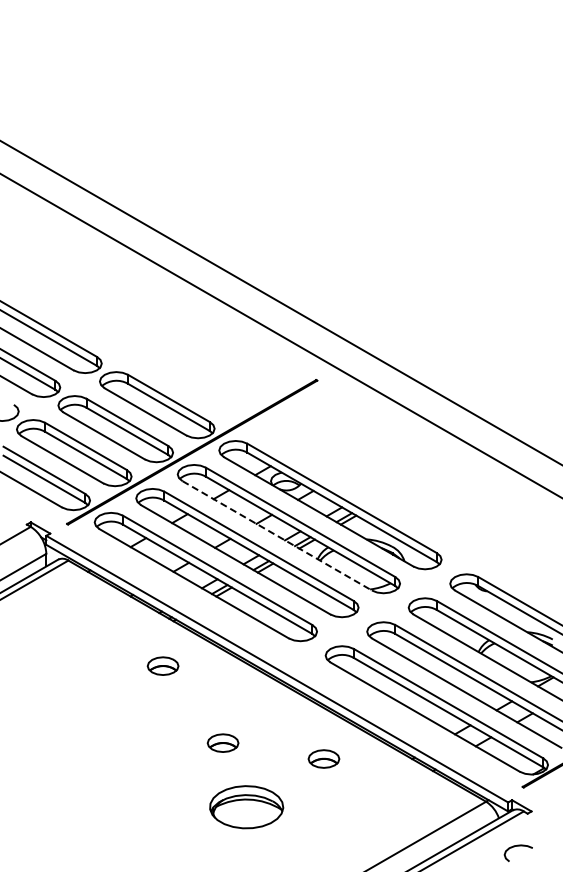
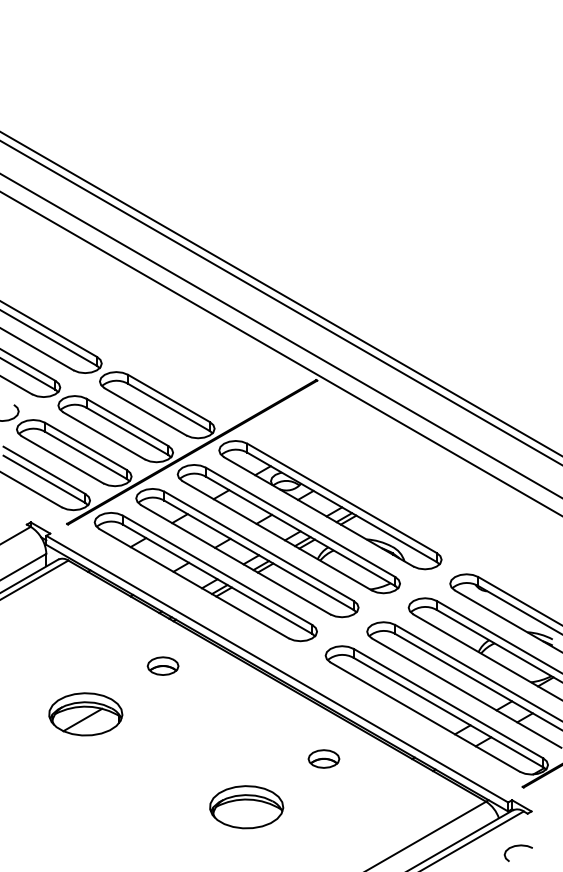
line: none -> present (280, 293)
line: none -> present (280, 353)
line: dashed -> solid (277, 536)
part: none -> present (85, 714)
part: present -> none (222, 742)
